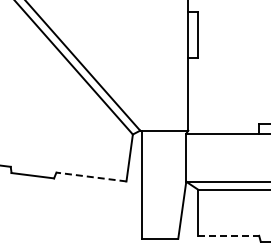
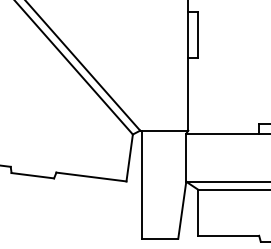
line: dashed -> solid (90, 176)
line: dashed -> solid (229, 235)
